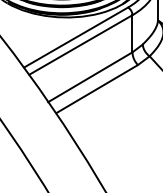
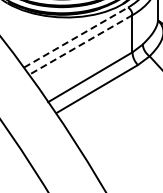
line: solid -> dashed (76, 37)
line: solid -> dashed (80, 44)
